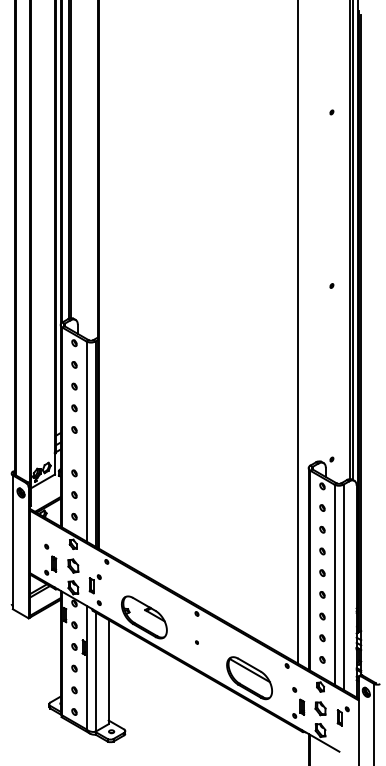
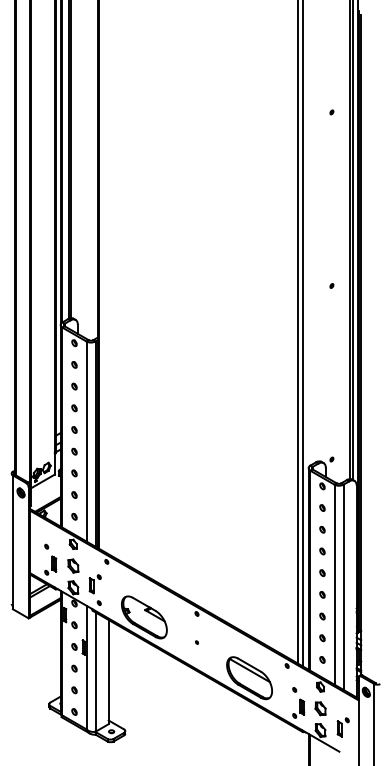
line: none -> present (302, 334)
part: none -> present (74, 451)
part position: (342, 716) -> (342, 727) (342, 727)
